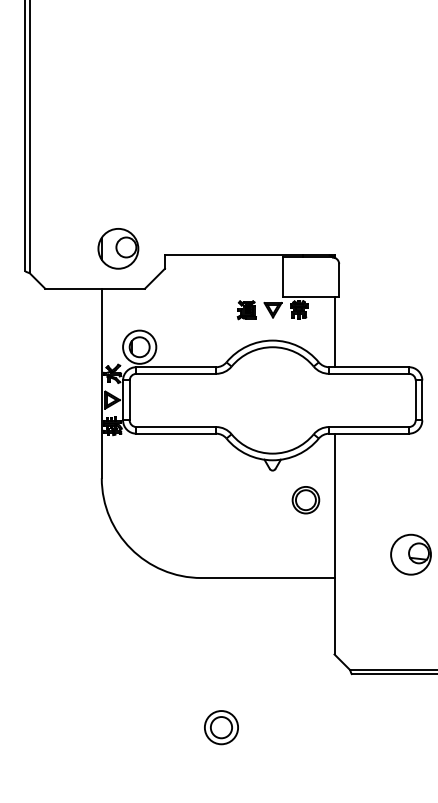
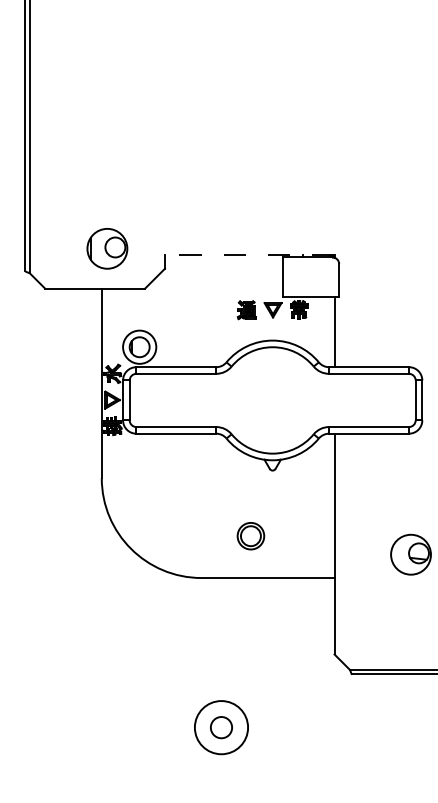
part position: (118, 248) -> (107, 248) (107, 248)
line: solid -> dashed (249, 255)
part position: (305, 500) -> (250, 536) (250, 536)
circle diameter: 33 px -> 53 px (221, 727)
